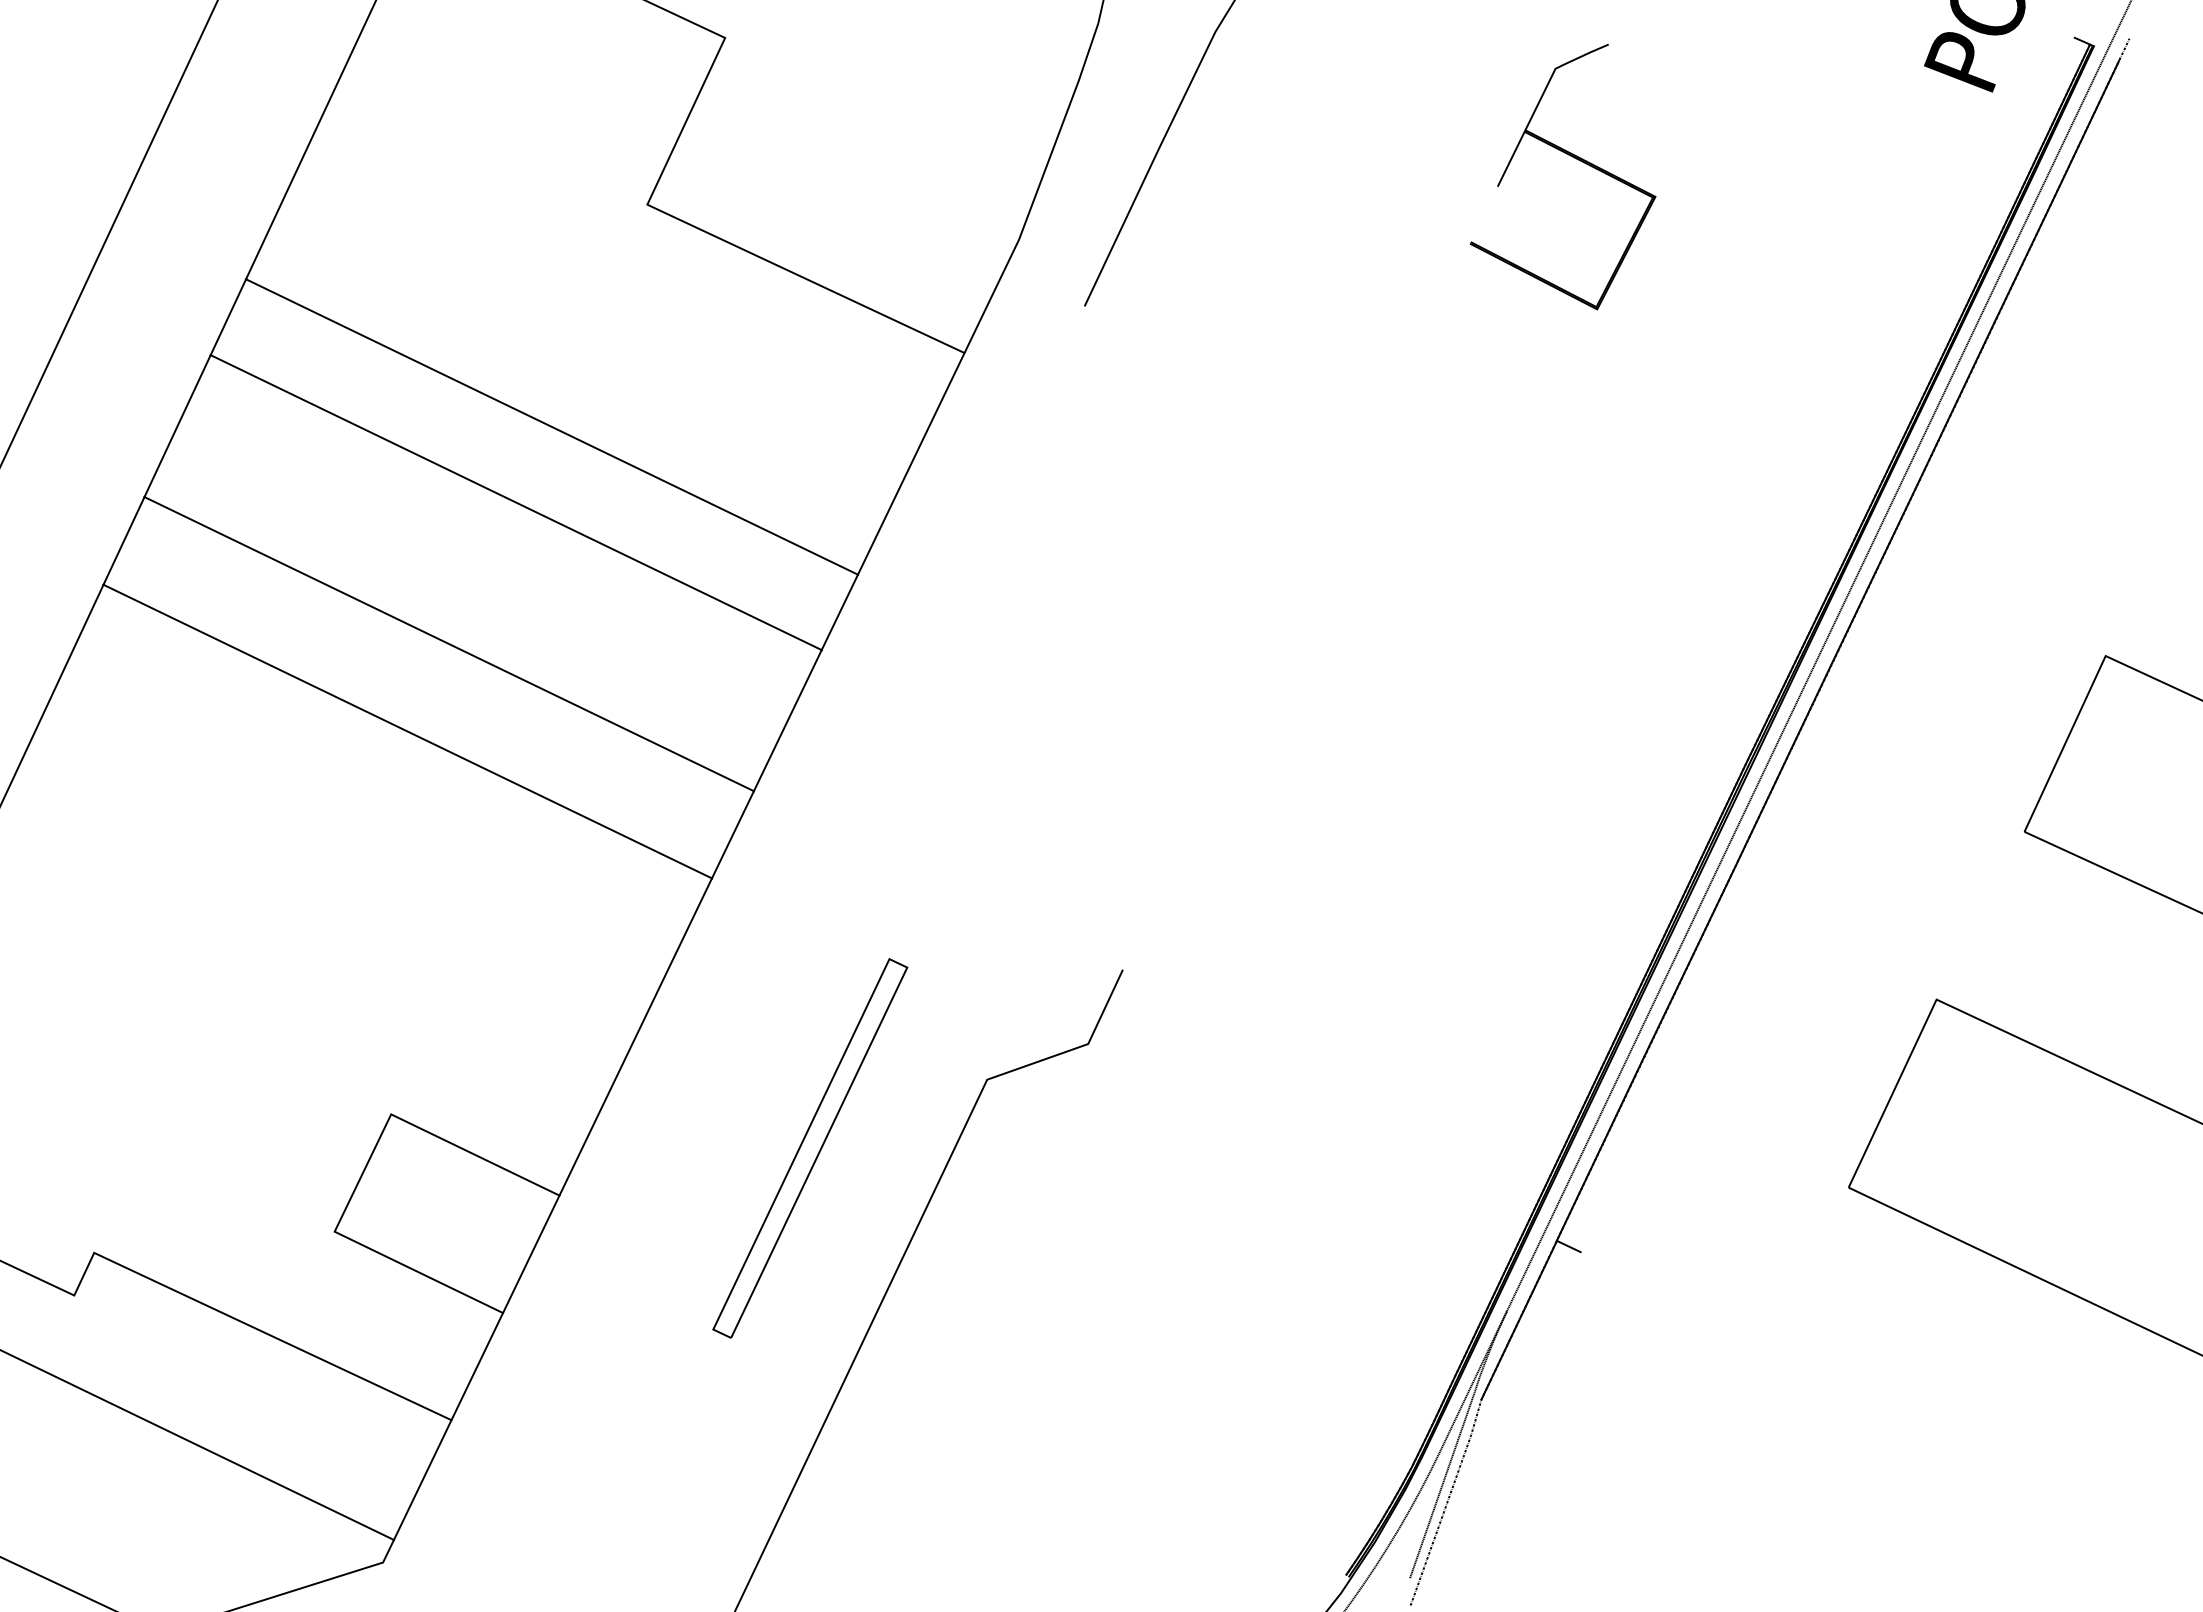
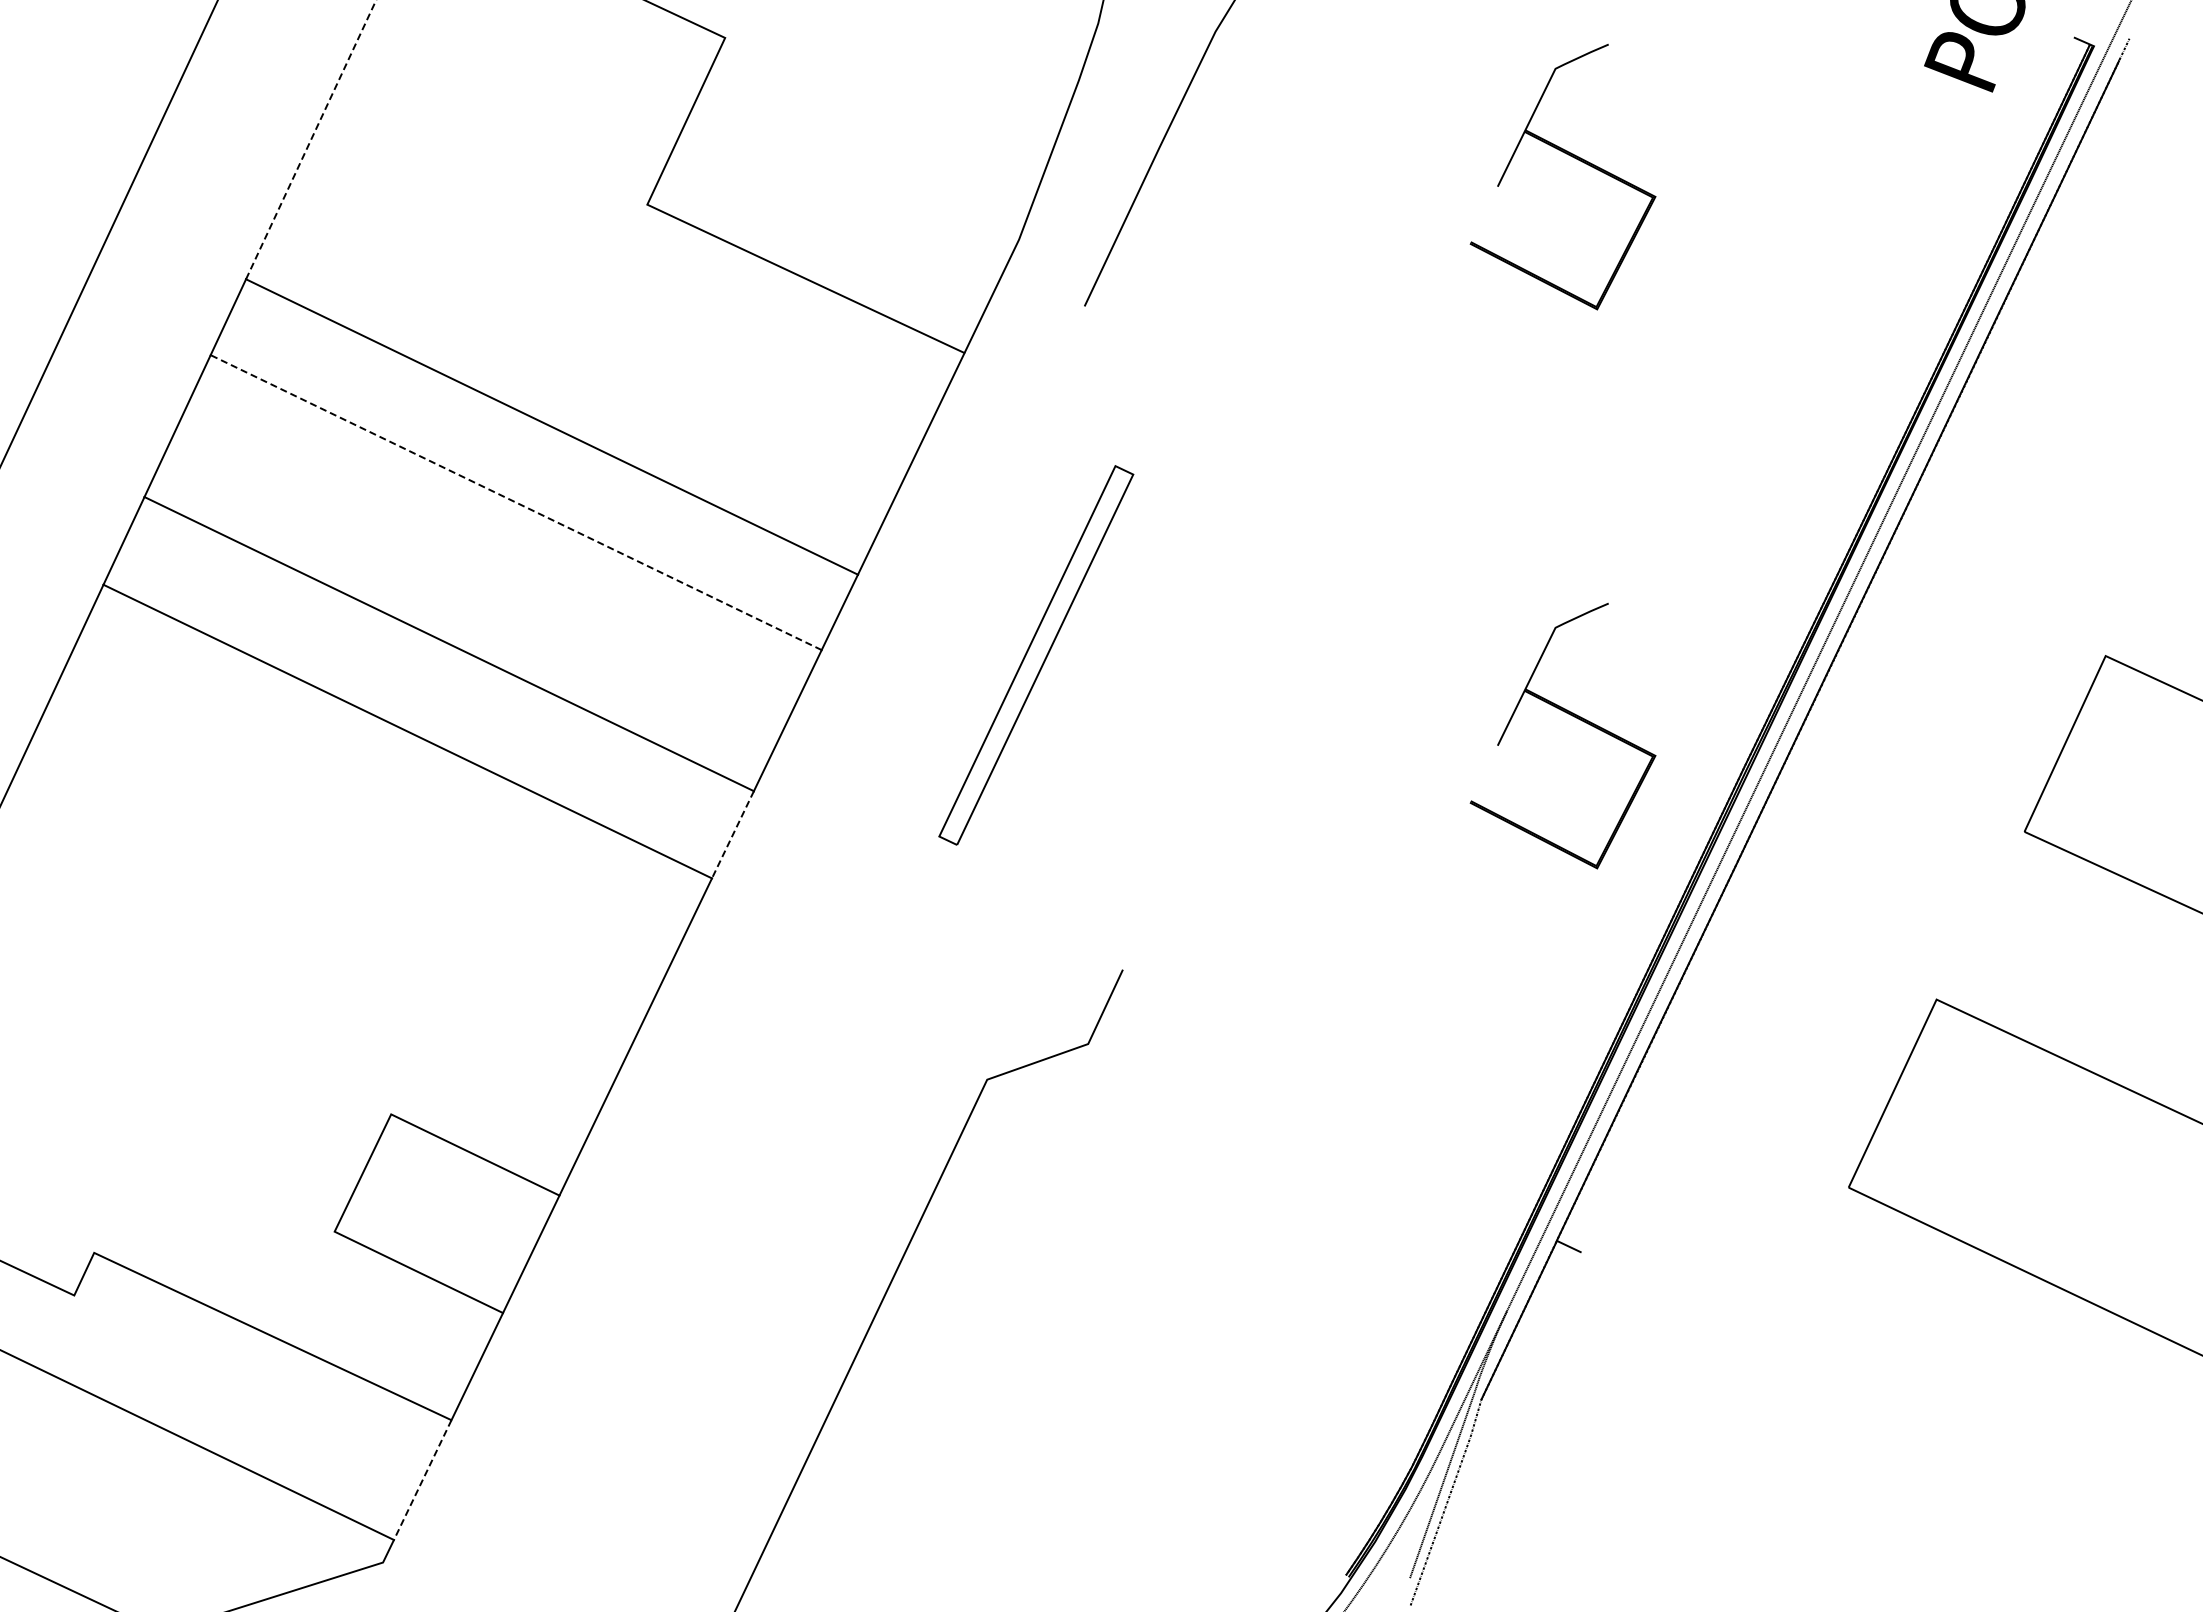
line: solid -> dashed (311, 139)
line: solid -> dashed (515, 502)
part: none -> present (1572, 716)
line: solid -> dashed (732, 835)
part position: (810, 1148) -> (1036, 655) (1036, 655)
line: solid -> dashed (422, 1480)
